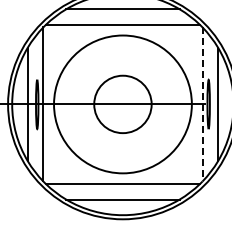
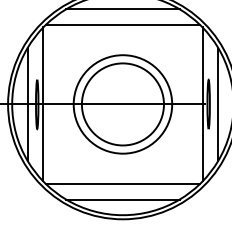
circle diameter: 138 px -> 98 px (122, 104)
circle diameter: 57 px -> 82 px (122, 104)
line: dashed -> solid (202, 104)
